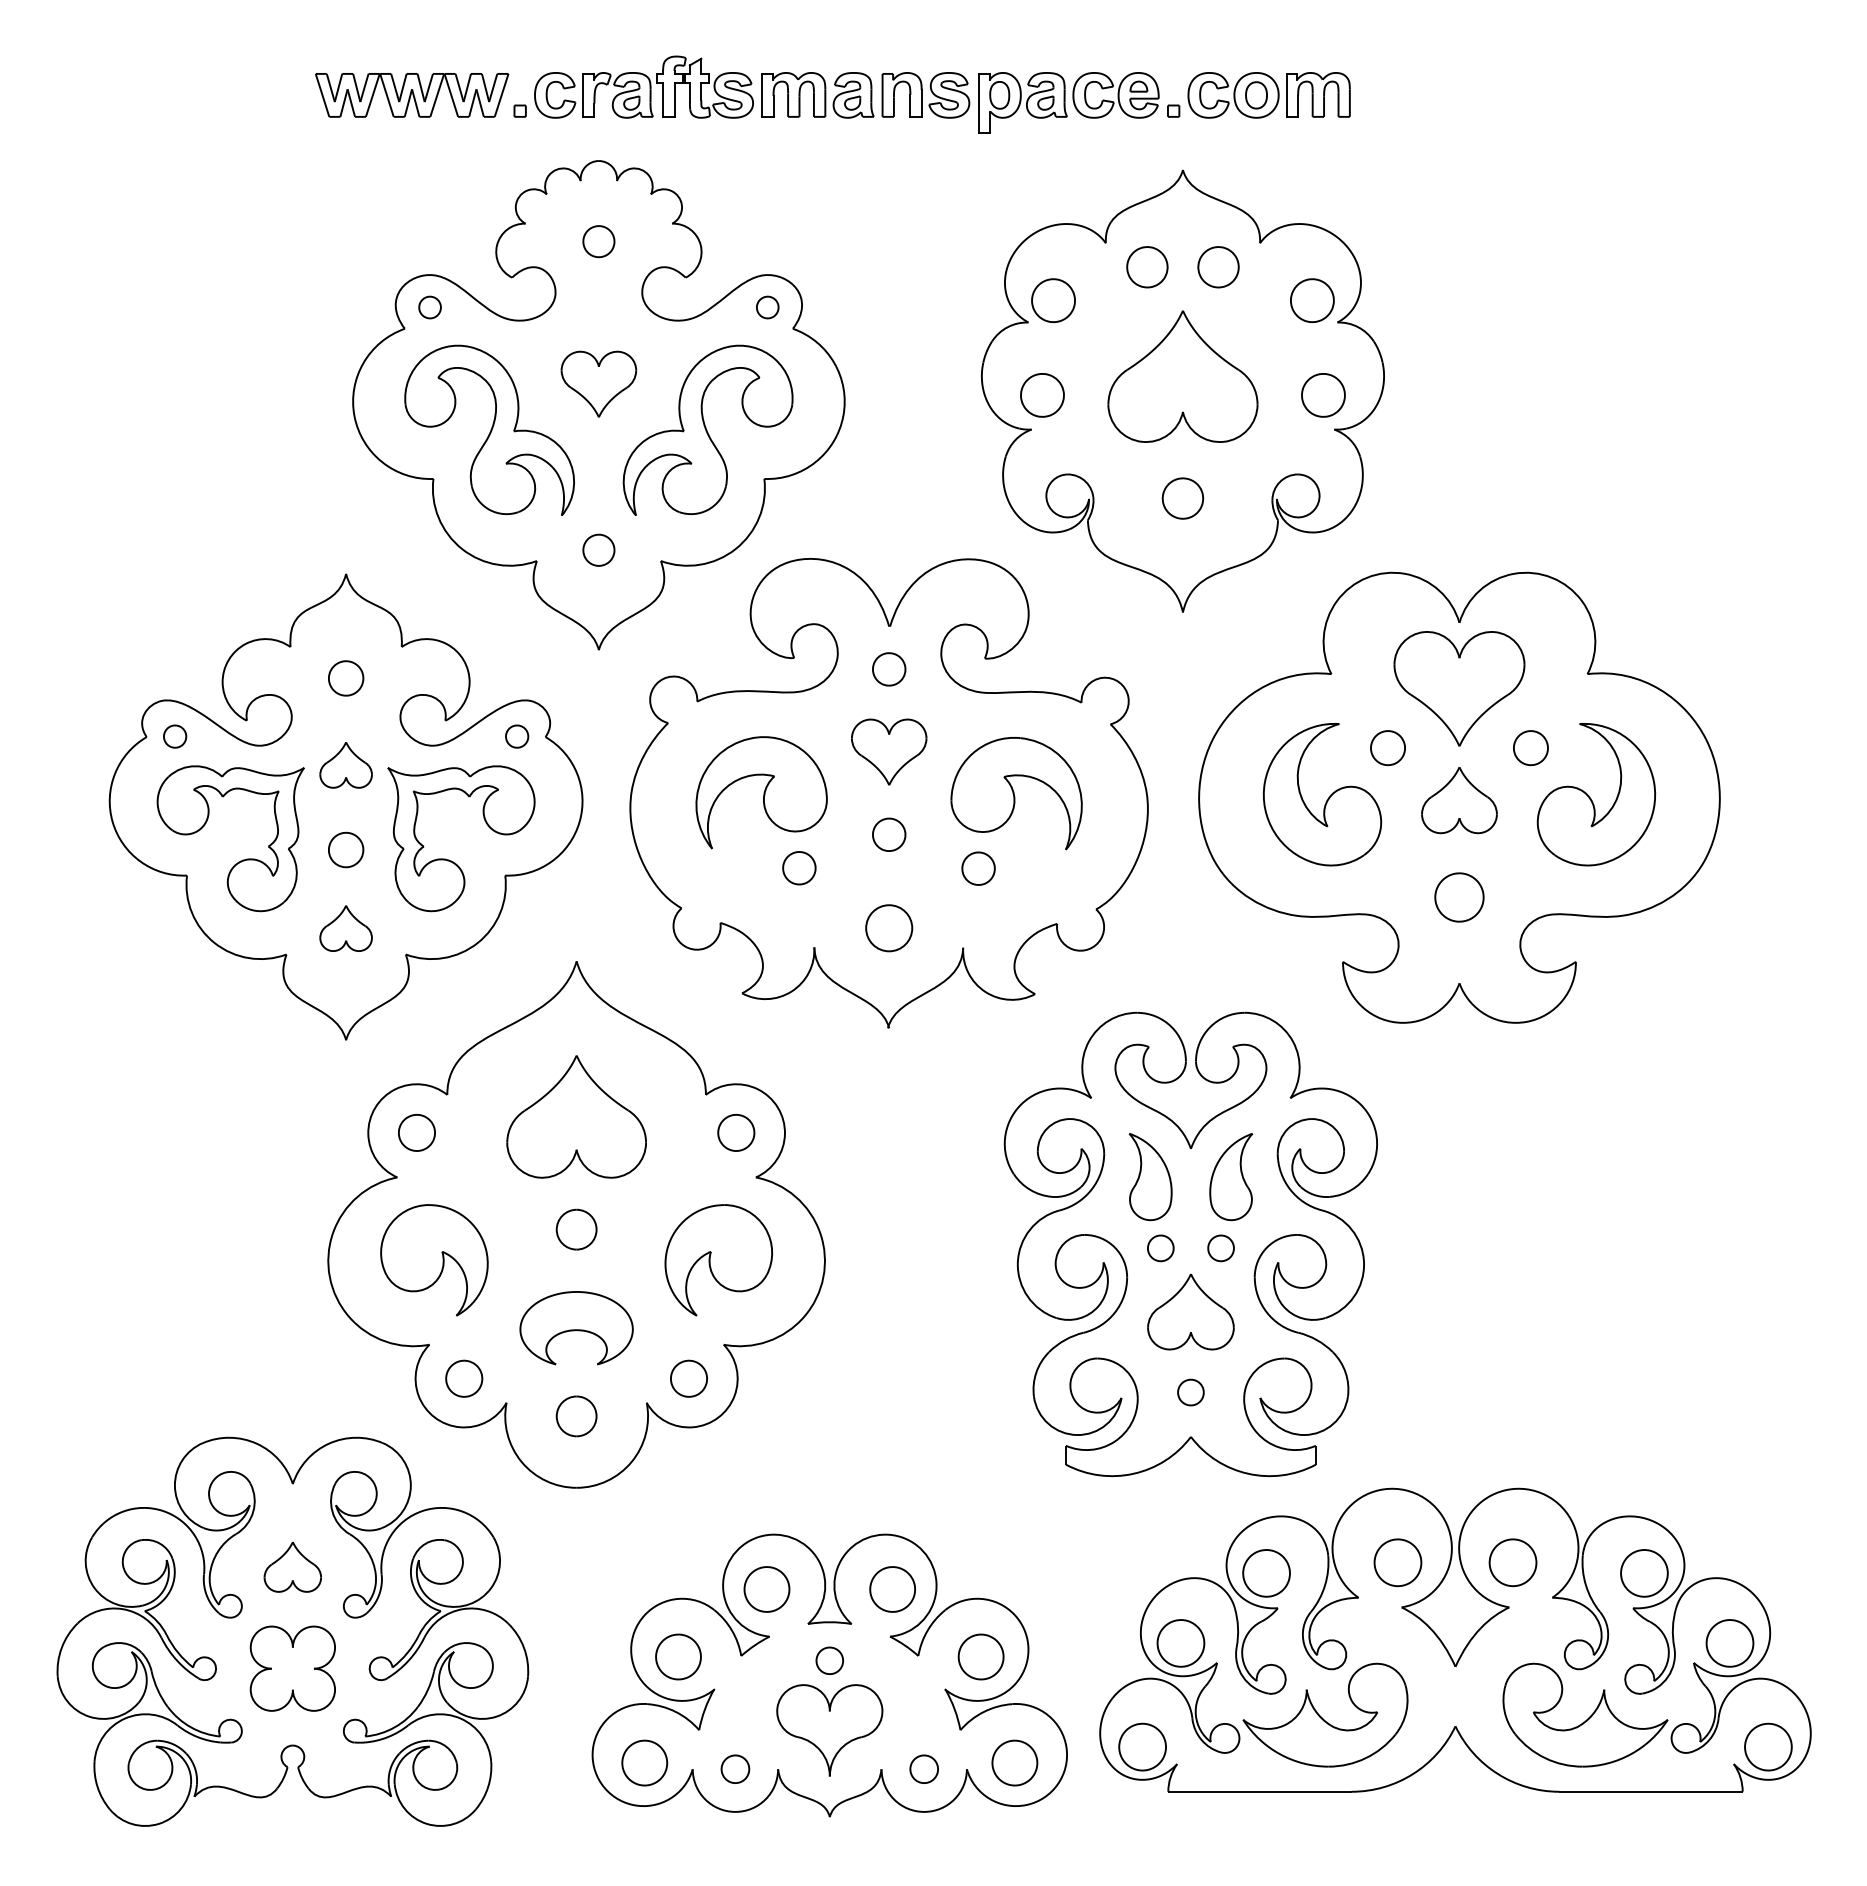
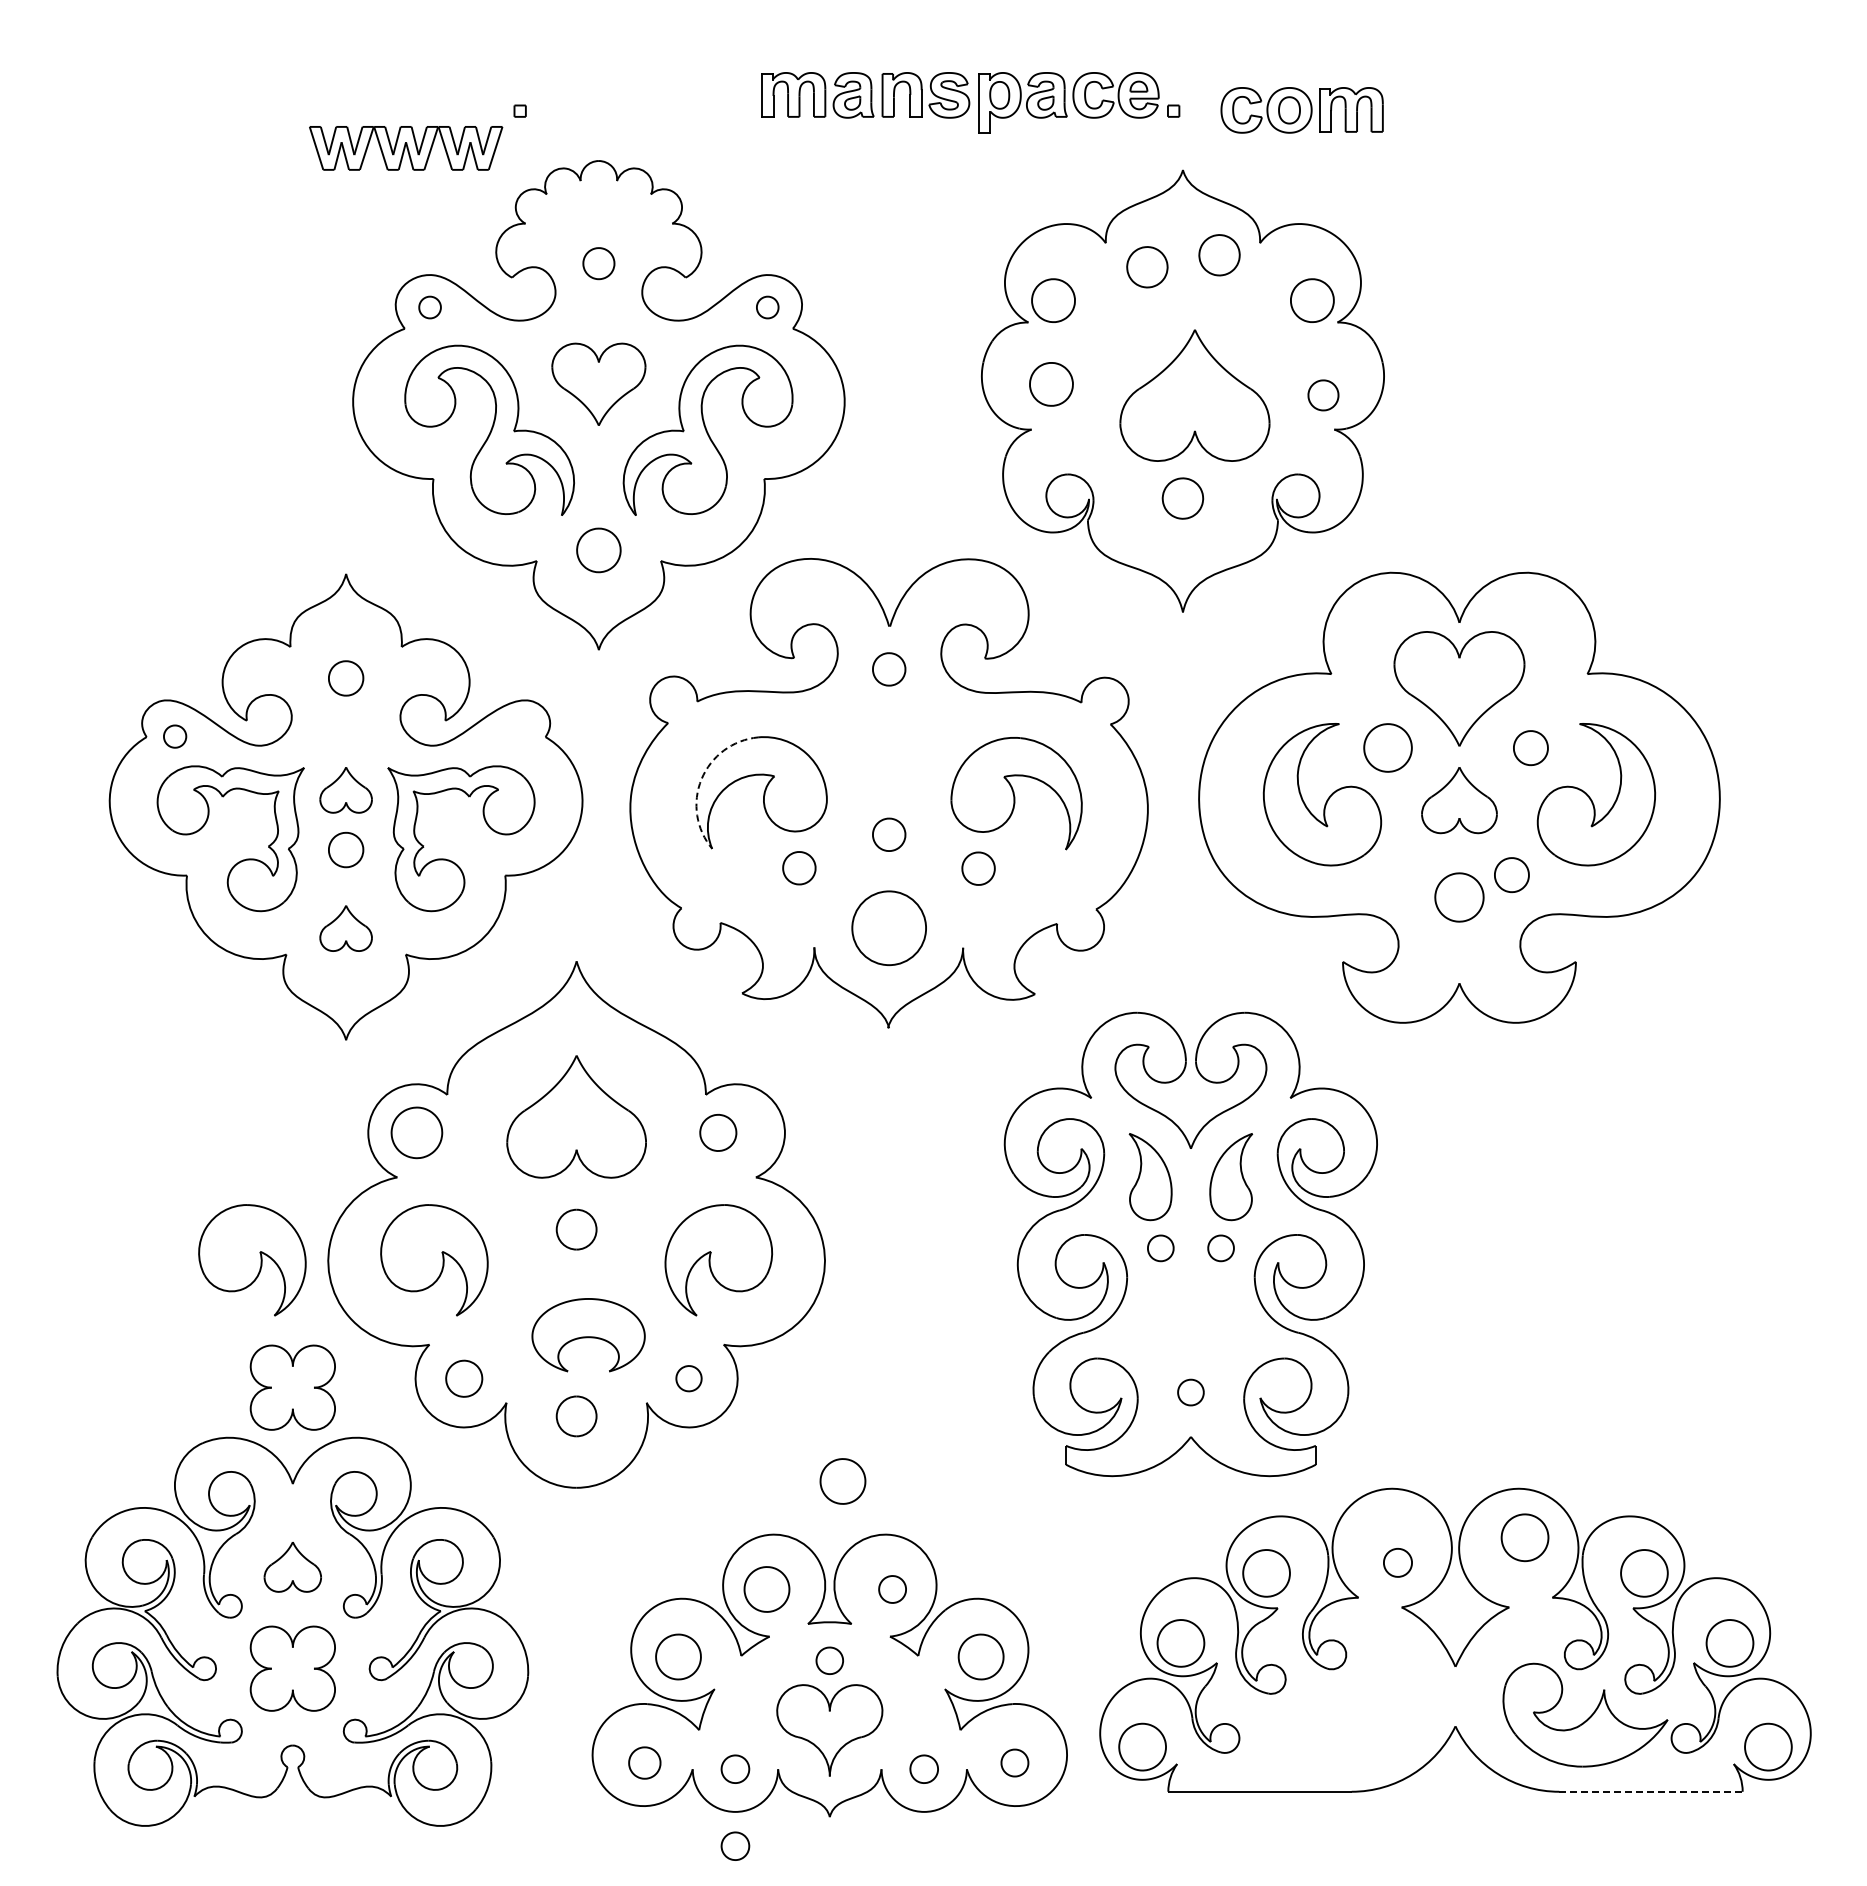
part: present -> none (643, 86)
part position: (412, 95) -> (406, 148) (406, 148)
part position: (1268, 95) -> (1301, 110) (1301, 110)
part position: (598, 241) -> (598, 263) (598, 263)
part position: (1218, 267) -> (1219, 255) (1219, 255)
part position: (1182, 376) -> (1194, 395) (1194, 395)
part size: 78x68 px -> 96x84 px (598, 383)
part position: (1042, 395) -> (1051, 384) (1051, 384)
part size: 45x45 px -> 33x33 px (1323, 395)
part size: 34x34 px -> 46x47 px (598, 550)
part: present -> none (517, 736)
part size: 36x37 px -> 50x50 px (1387, 747)
part: present -> none (889, 751)
part position: (345, 765) -> (345, 790) (345, 790)
arc: solid -> dashed (701, 779)
part: none -> present (1511, 875)
circle diameter: 46 px -> 74 px (889, 928)
part size: 38x38 px -> 54x54 px (416, 1132)
part position: (736, 1132) -> (718, 1132) (718, 1132)
part: none -> present (252, 1260)
part: present -> none (1190, 1311)
part position: (576, 1328) -> (588, 1335) (588, 1335)
part size: 38x39 px -> 28x28 px (688, 1378)
part: none -> present (292, 1387)
part: none -> present (842, 1481)
part size: 50x50 px -> 30x30 px (1397, 1562)
part position: (1512, 1562) -> (1524, 1537) (1524, 1537)
part size: 47x47 px -> 29x29 px (892, 1589)
part: present -> none (1325, 1714)
part size: 48x48 px -> 34x34 px (644, 1762)
part size: 48x48 px -> 30x30 px (1014, 1762)
line: solid -> dashed (1651, 1791)
part: none -> present (735, 1845)
